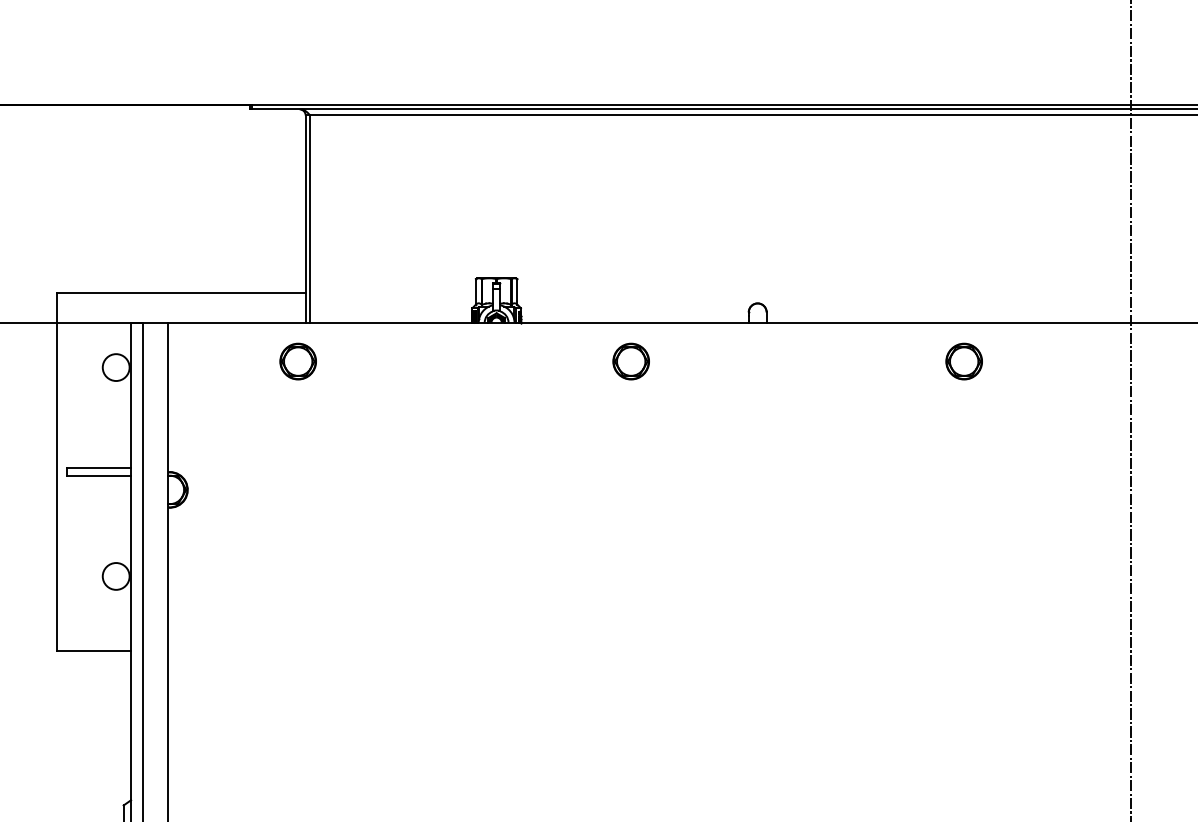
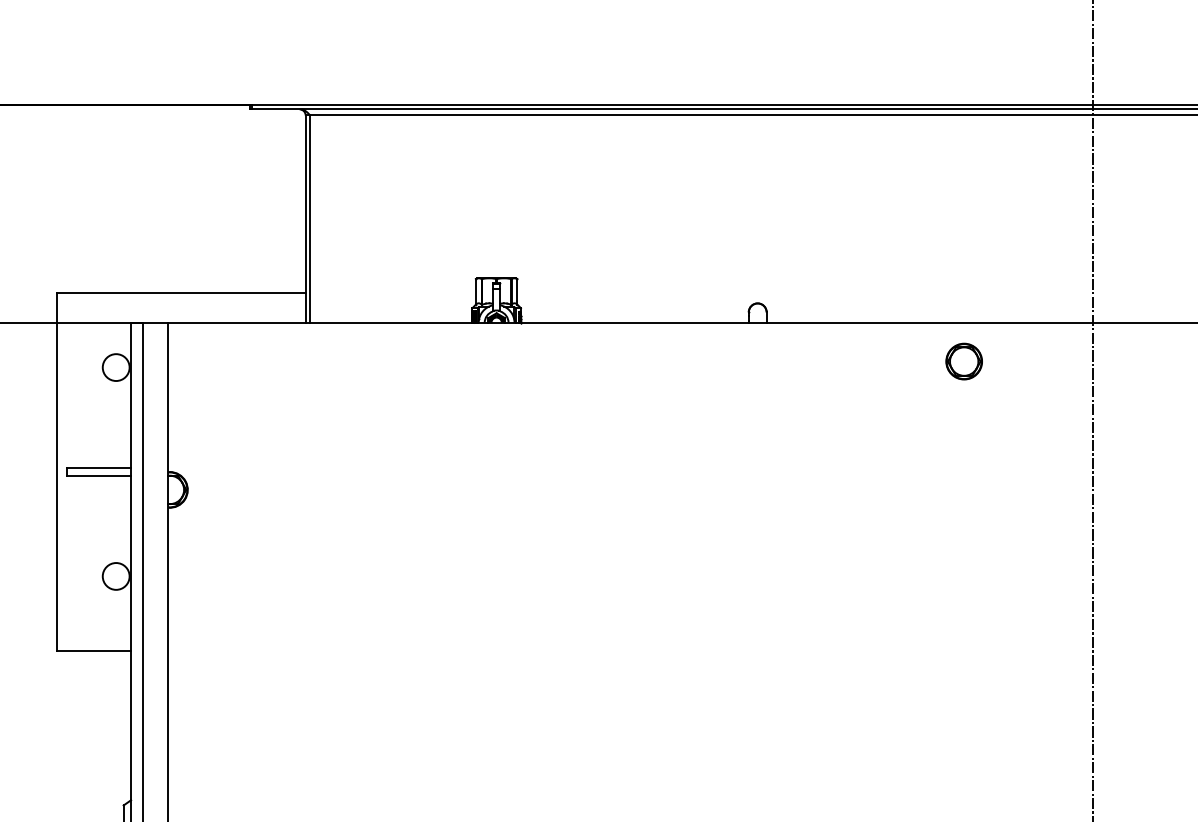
part: present -> none (297, 361)
part: present -> none (630, 361)
line position: (1130, 410) -> (1092, 410) (1092, 410)
